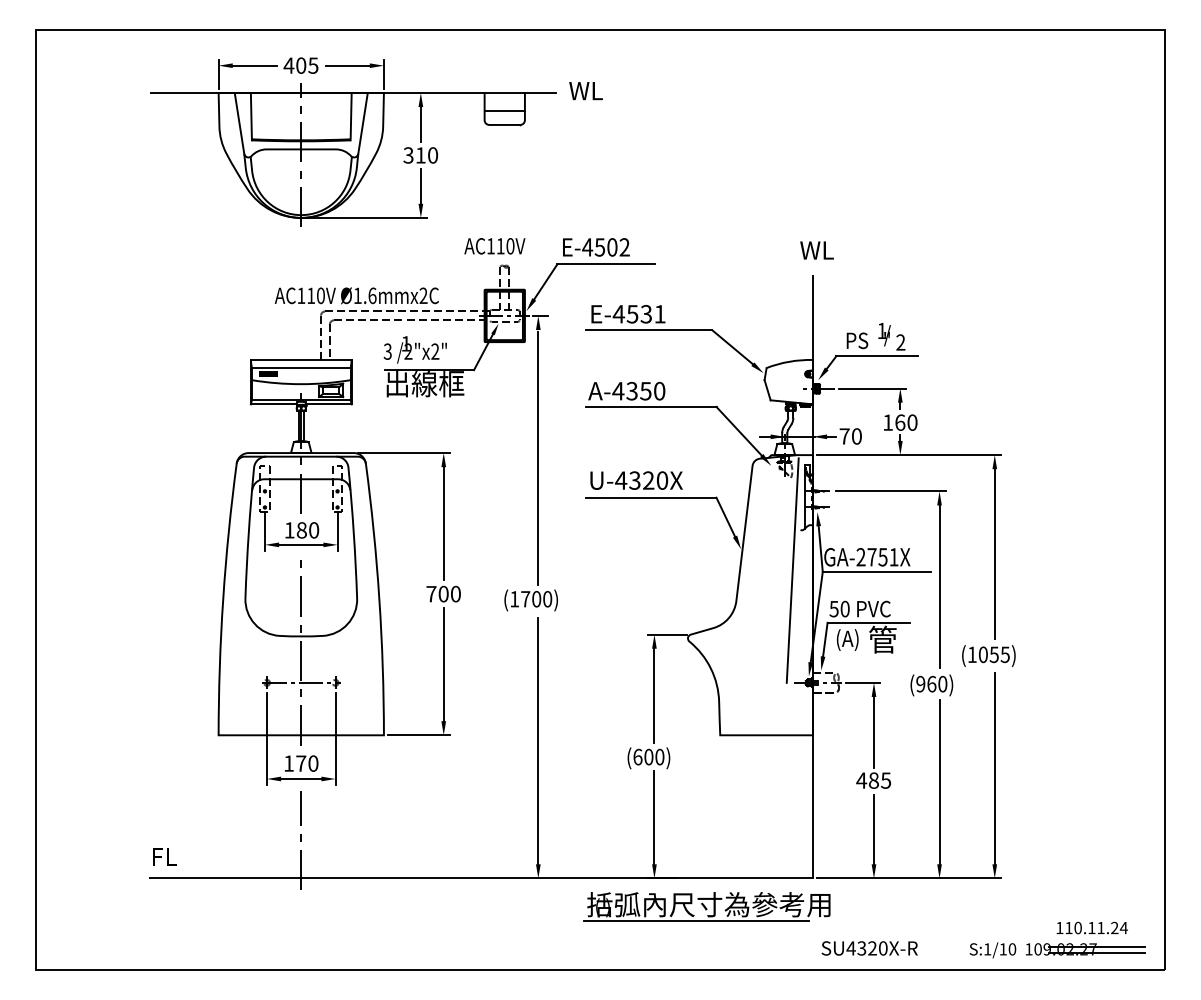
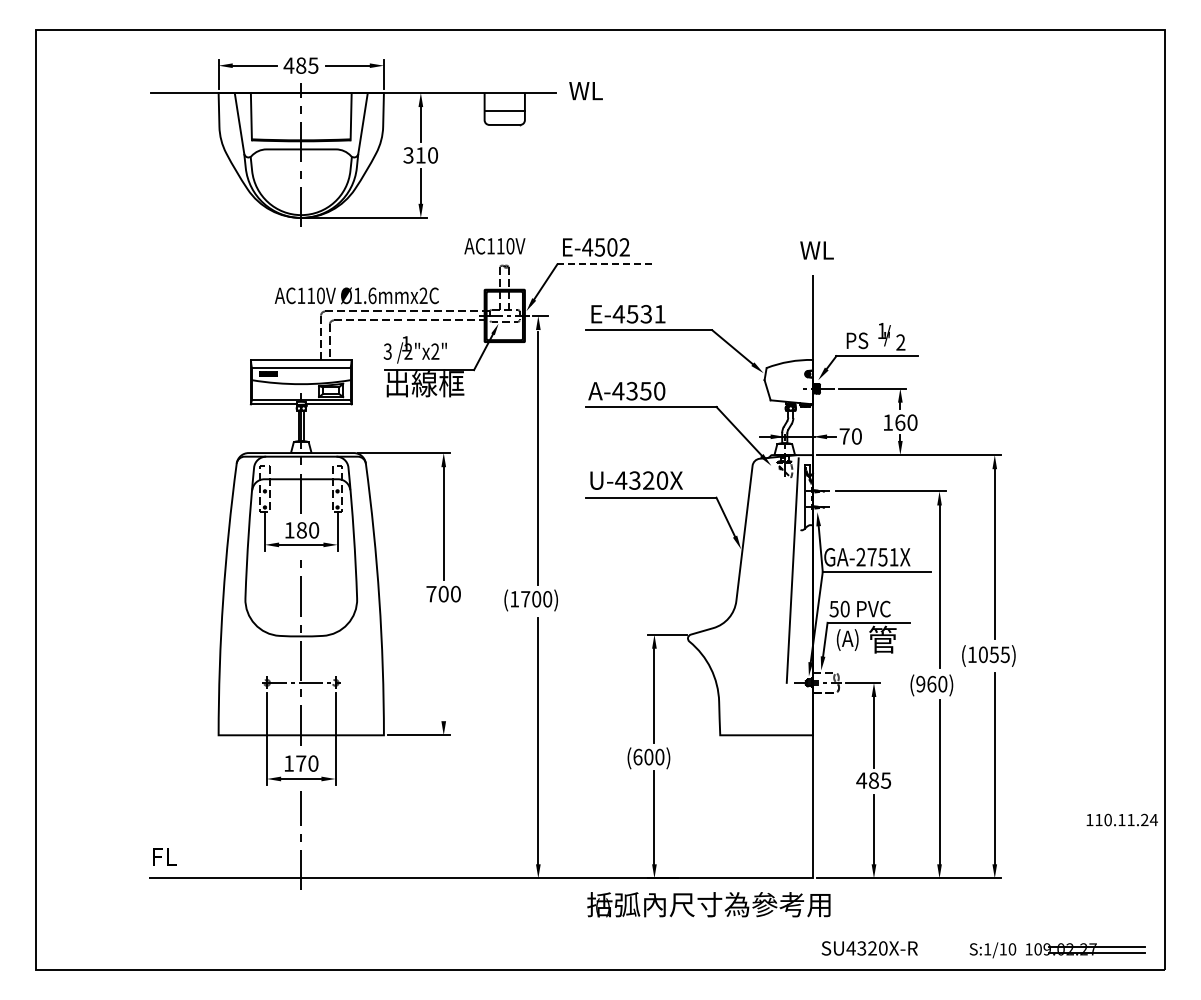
text: 405 -> 485 (301, 65)
line: solid -> dashed (606, 264)
line: present -> none (443, 664)
line: present -> none (695, 920)
text position: (1091, 927) -> (1121, 819) (1121, 819)
